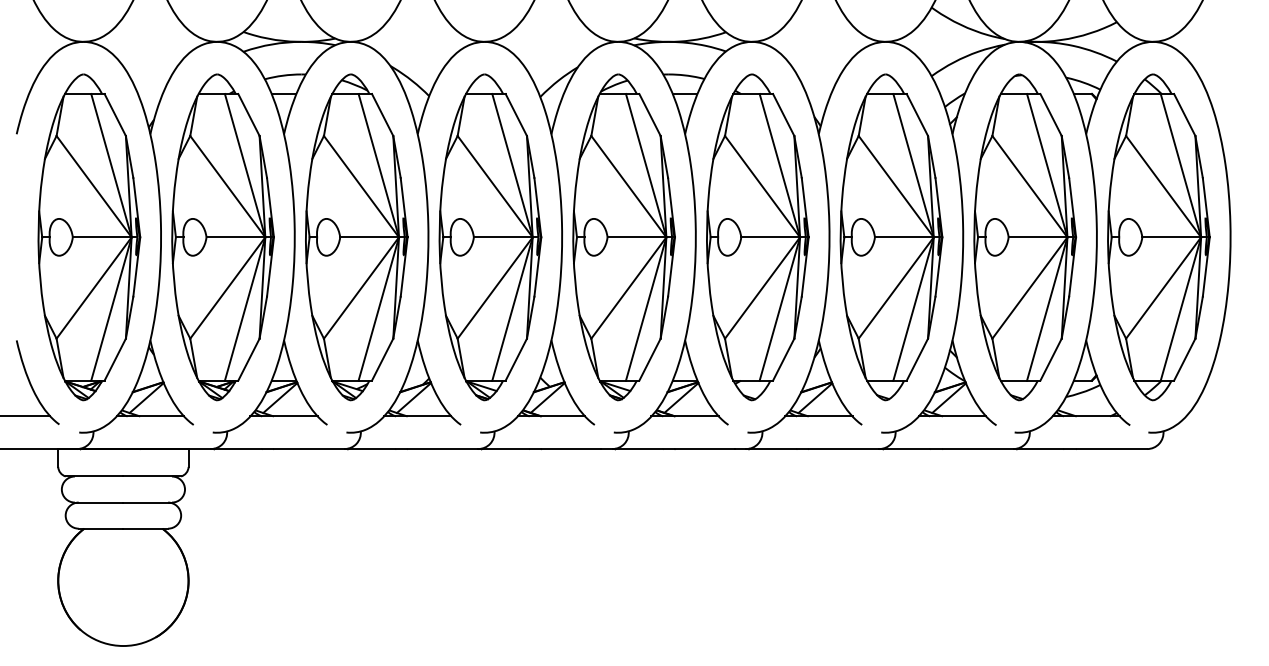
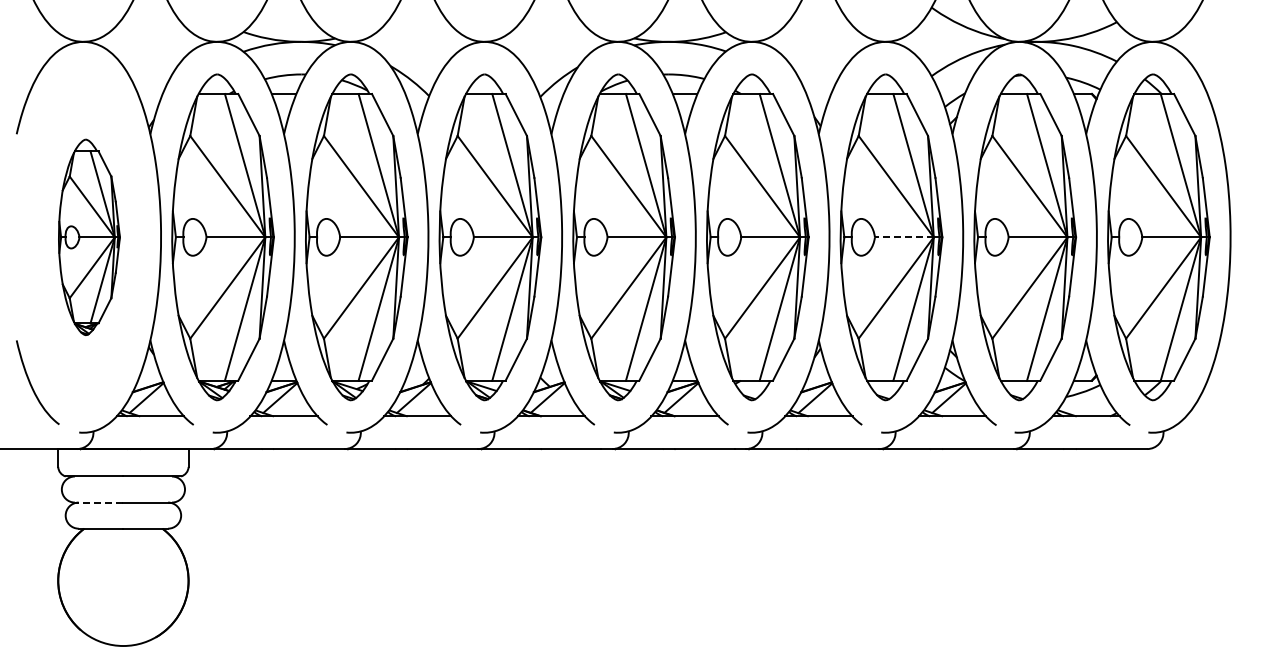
part size: 105x329 px -> 63x198 px (89, 236)
line: solid -> dashed (903, 237)
line: present -> none (26, 416)
line: solid -> dashed (98, 502)
